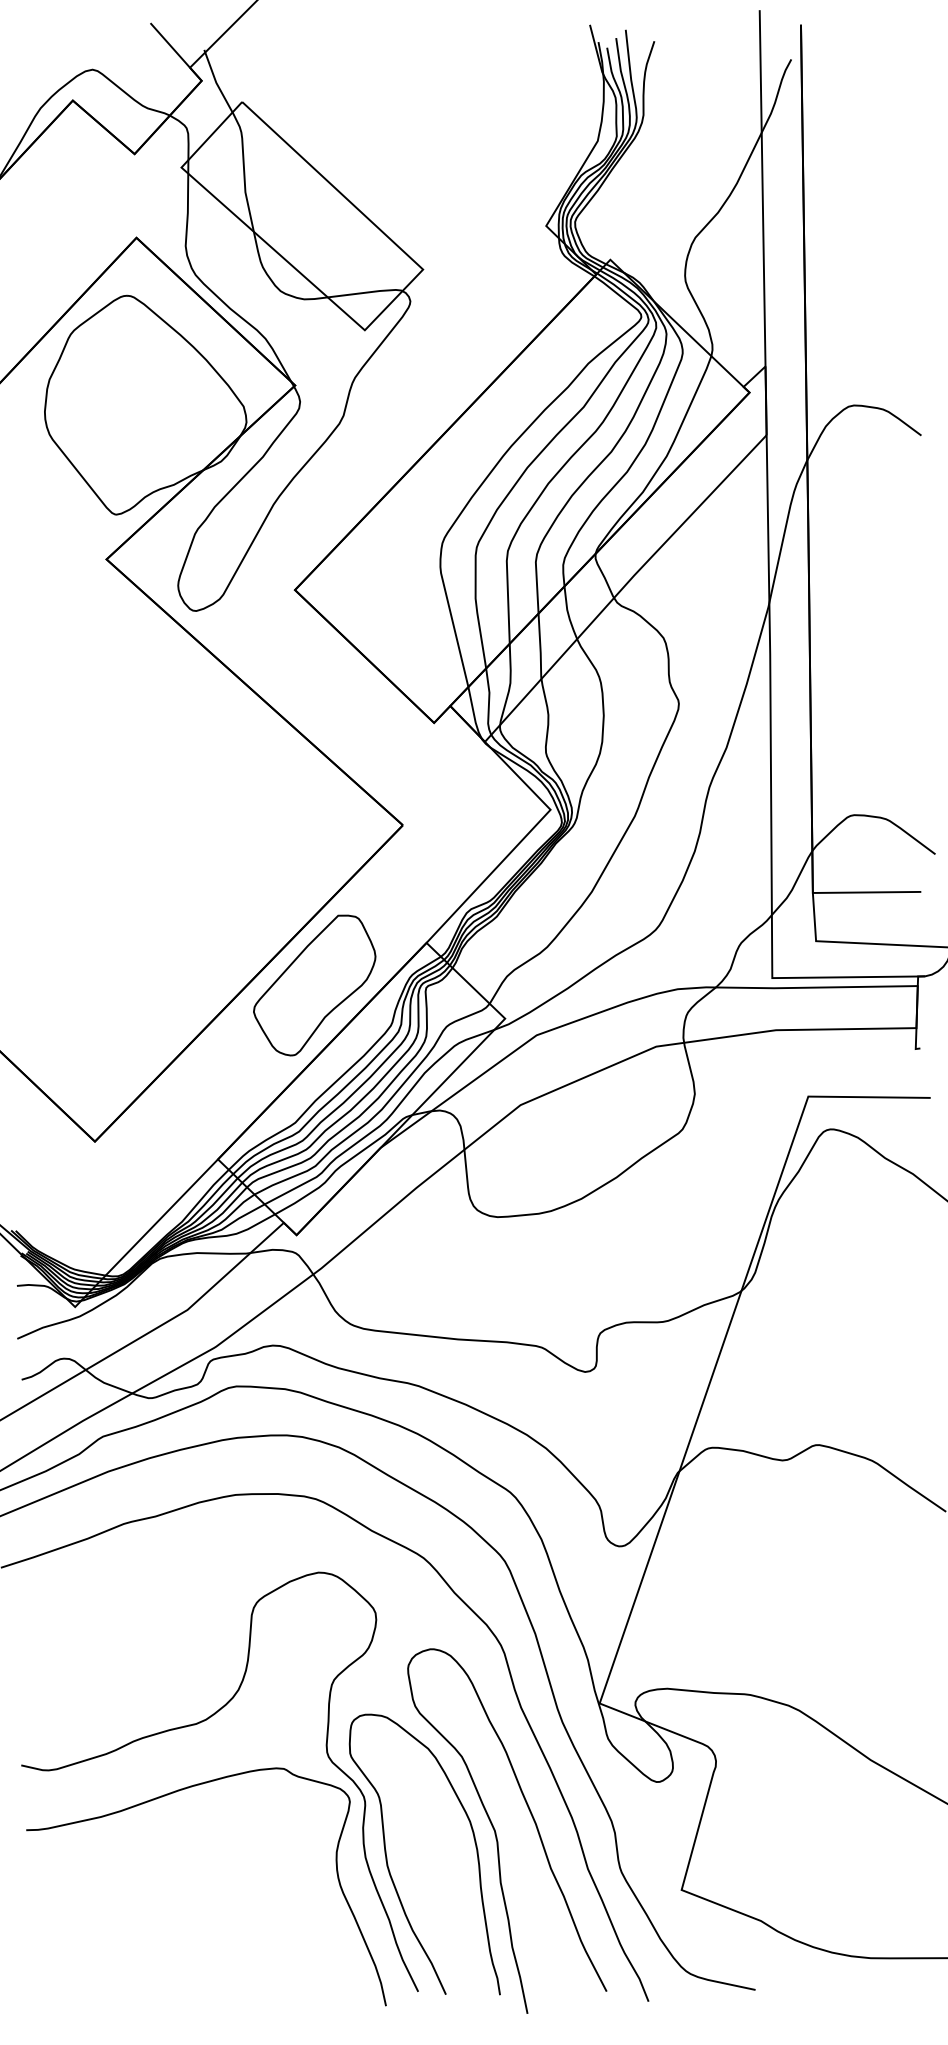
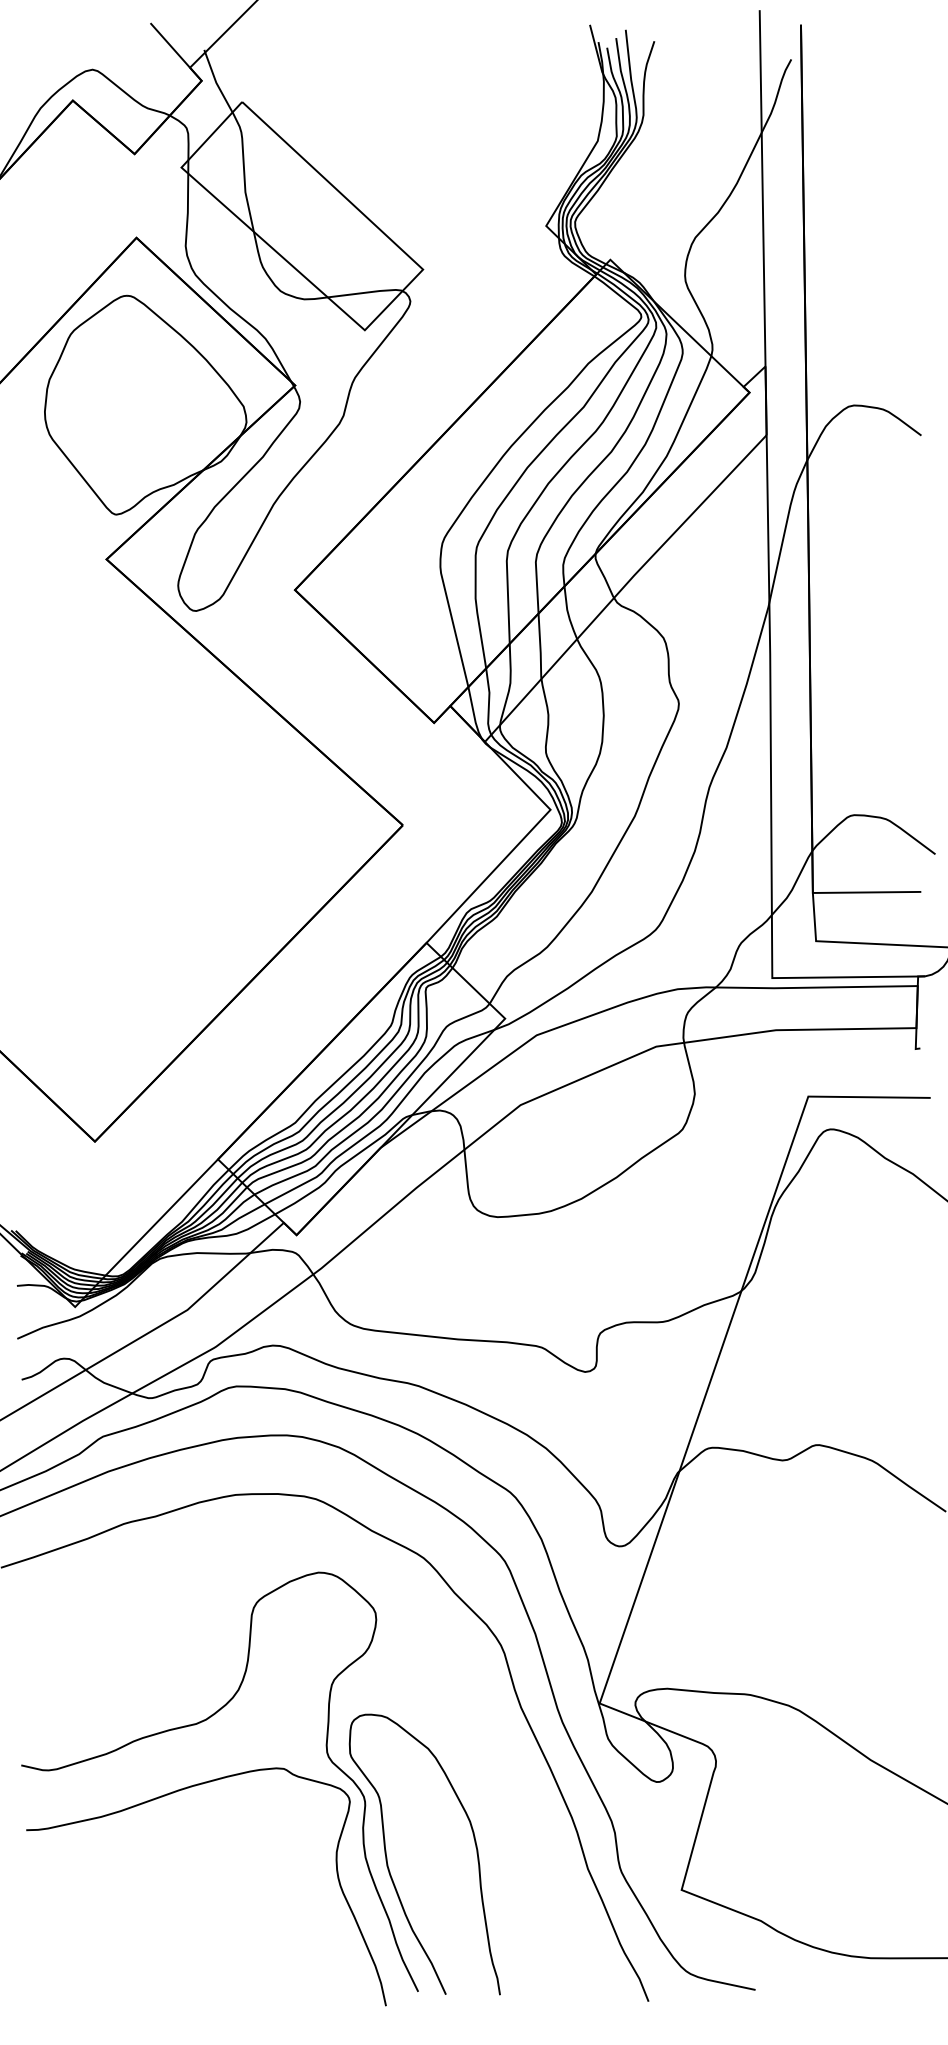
part: present -> none (314, 985)
curve: present -> none (496, 1832)
